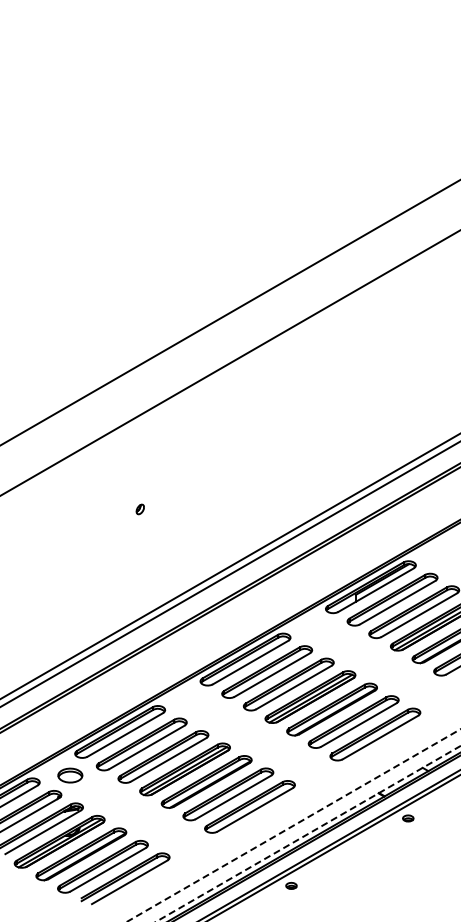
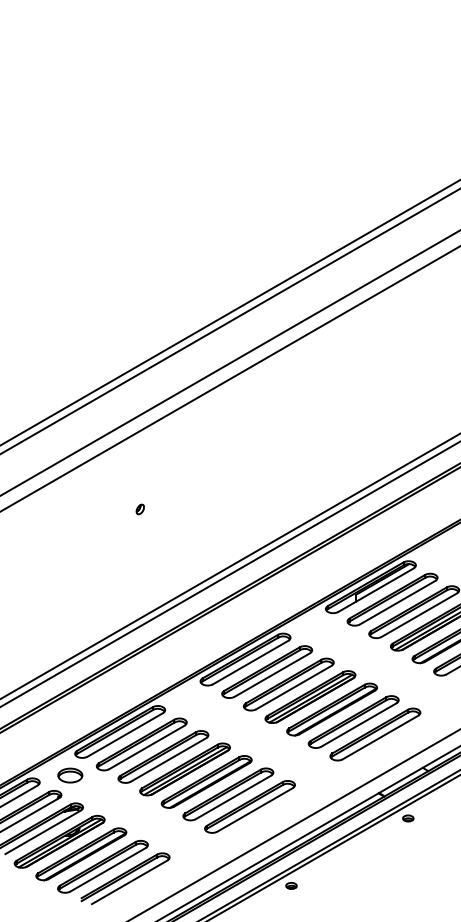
line: none -> present (229, 321)
line: none -> present (229, 378)
line: dashed -> solid (294, 825)
line: dashed -> solid (308, 833)
